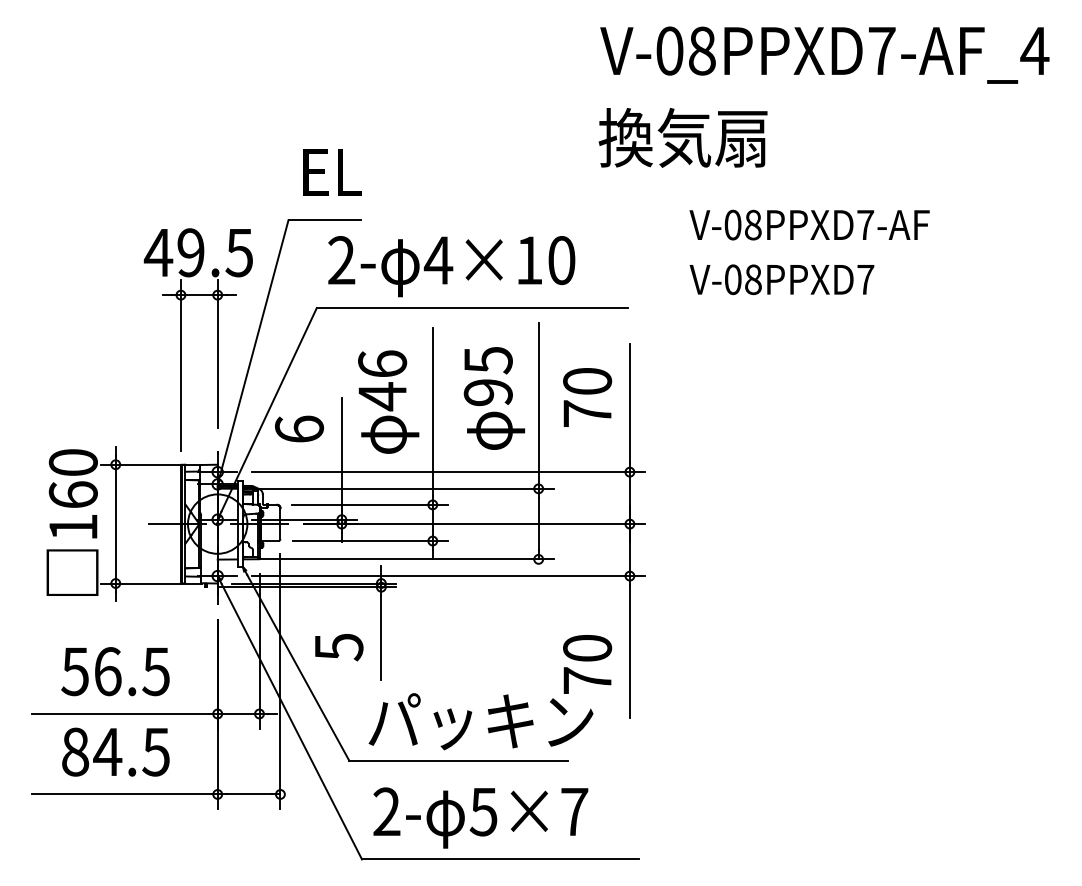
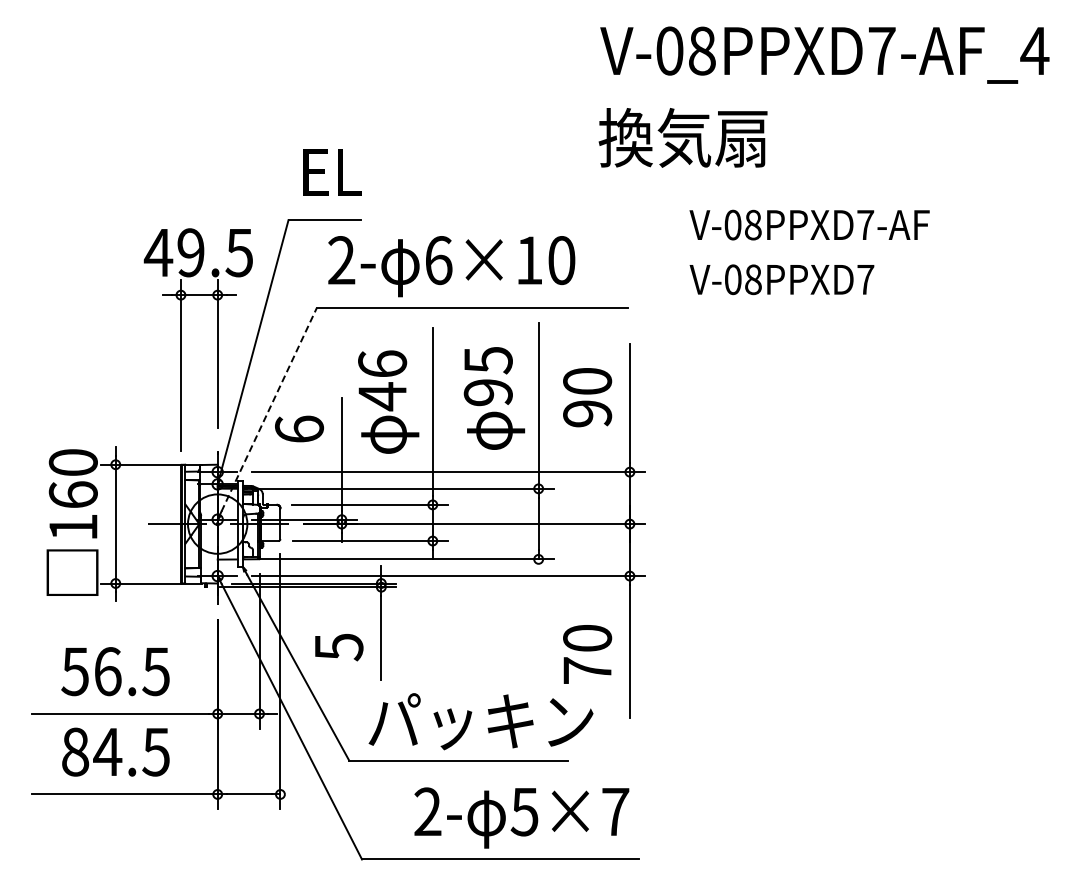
text: 4×10 -> 6×10 (438, 260)
line: solid -> dashed (269, 409)
text: 70 -> 90 (587, 413)
text position: (587, 664) -> (587, 654) (587, 654)
text position: (480, 817) -> (521, 817) (521, 817)
